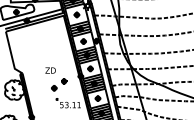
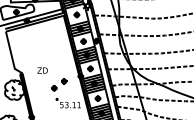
text position: (50, 70) -> (42, 70) (42, 70)
